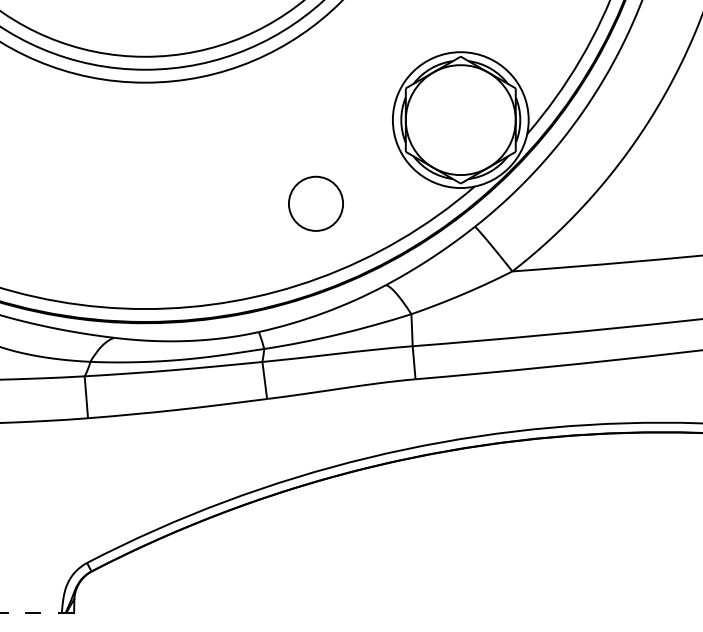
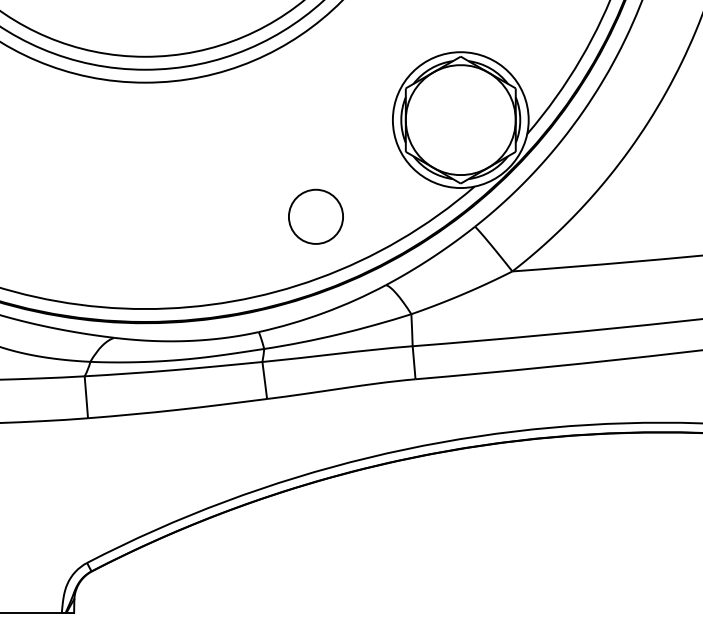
circle position: (315, 203) -> (315, 216) (315, 216)
line: dashed -> solid (30, 612)
